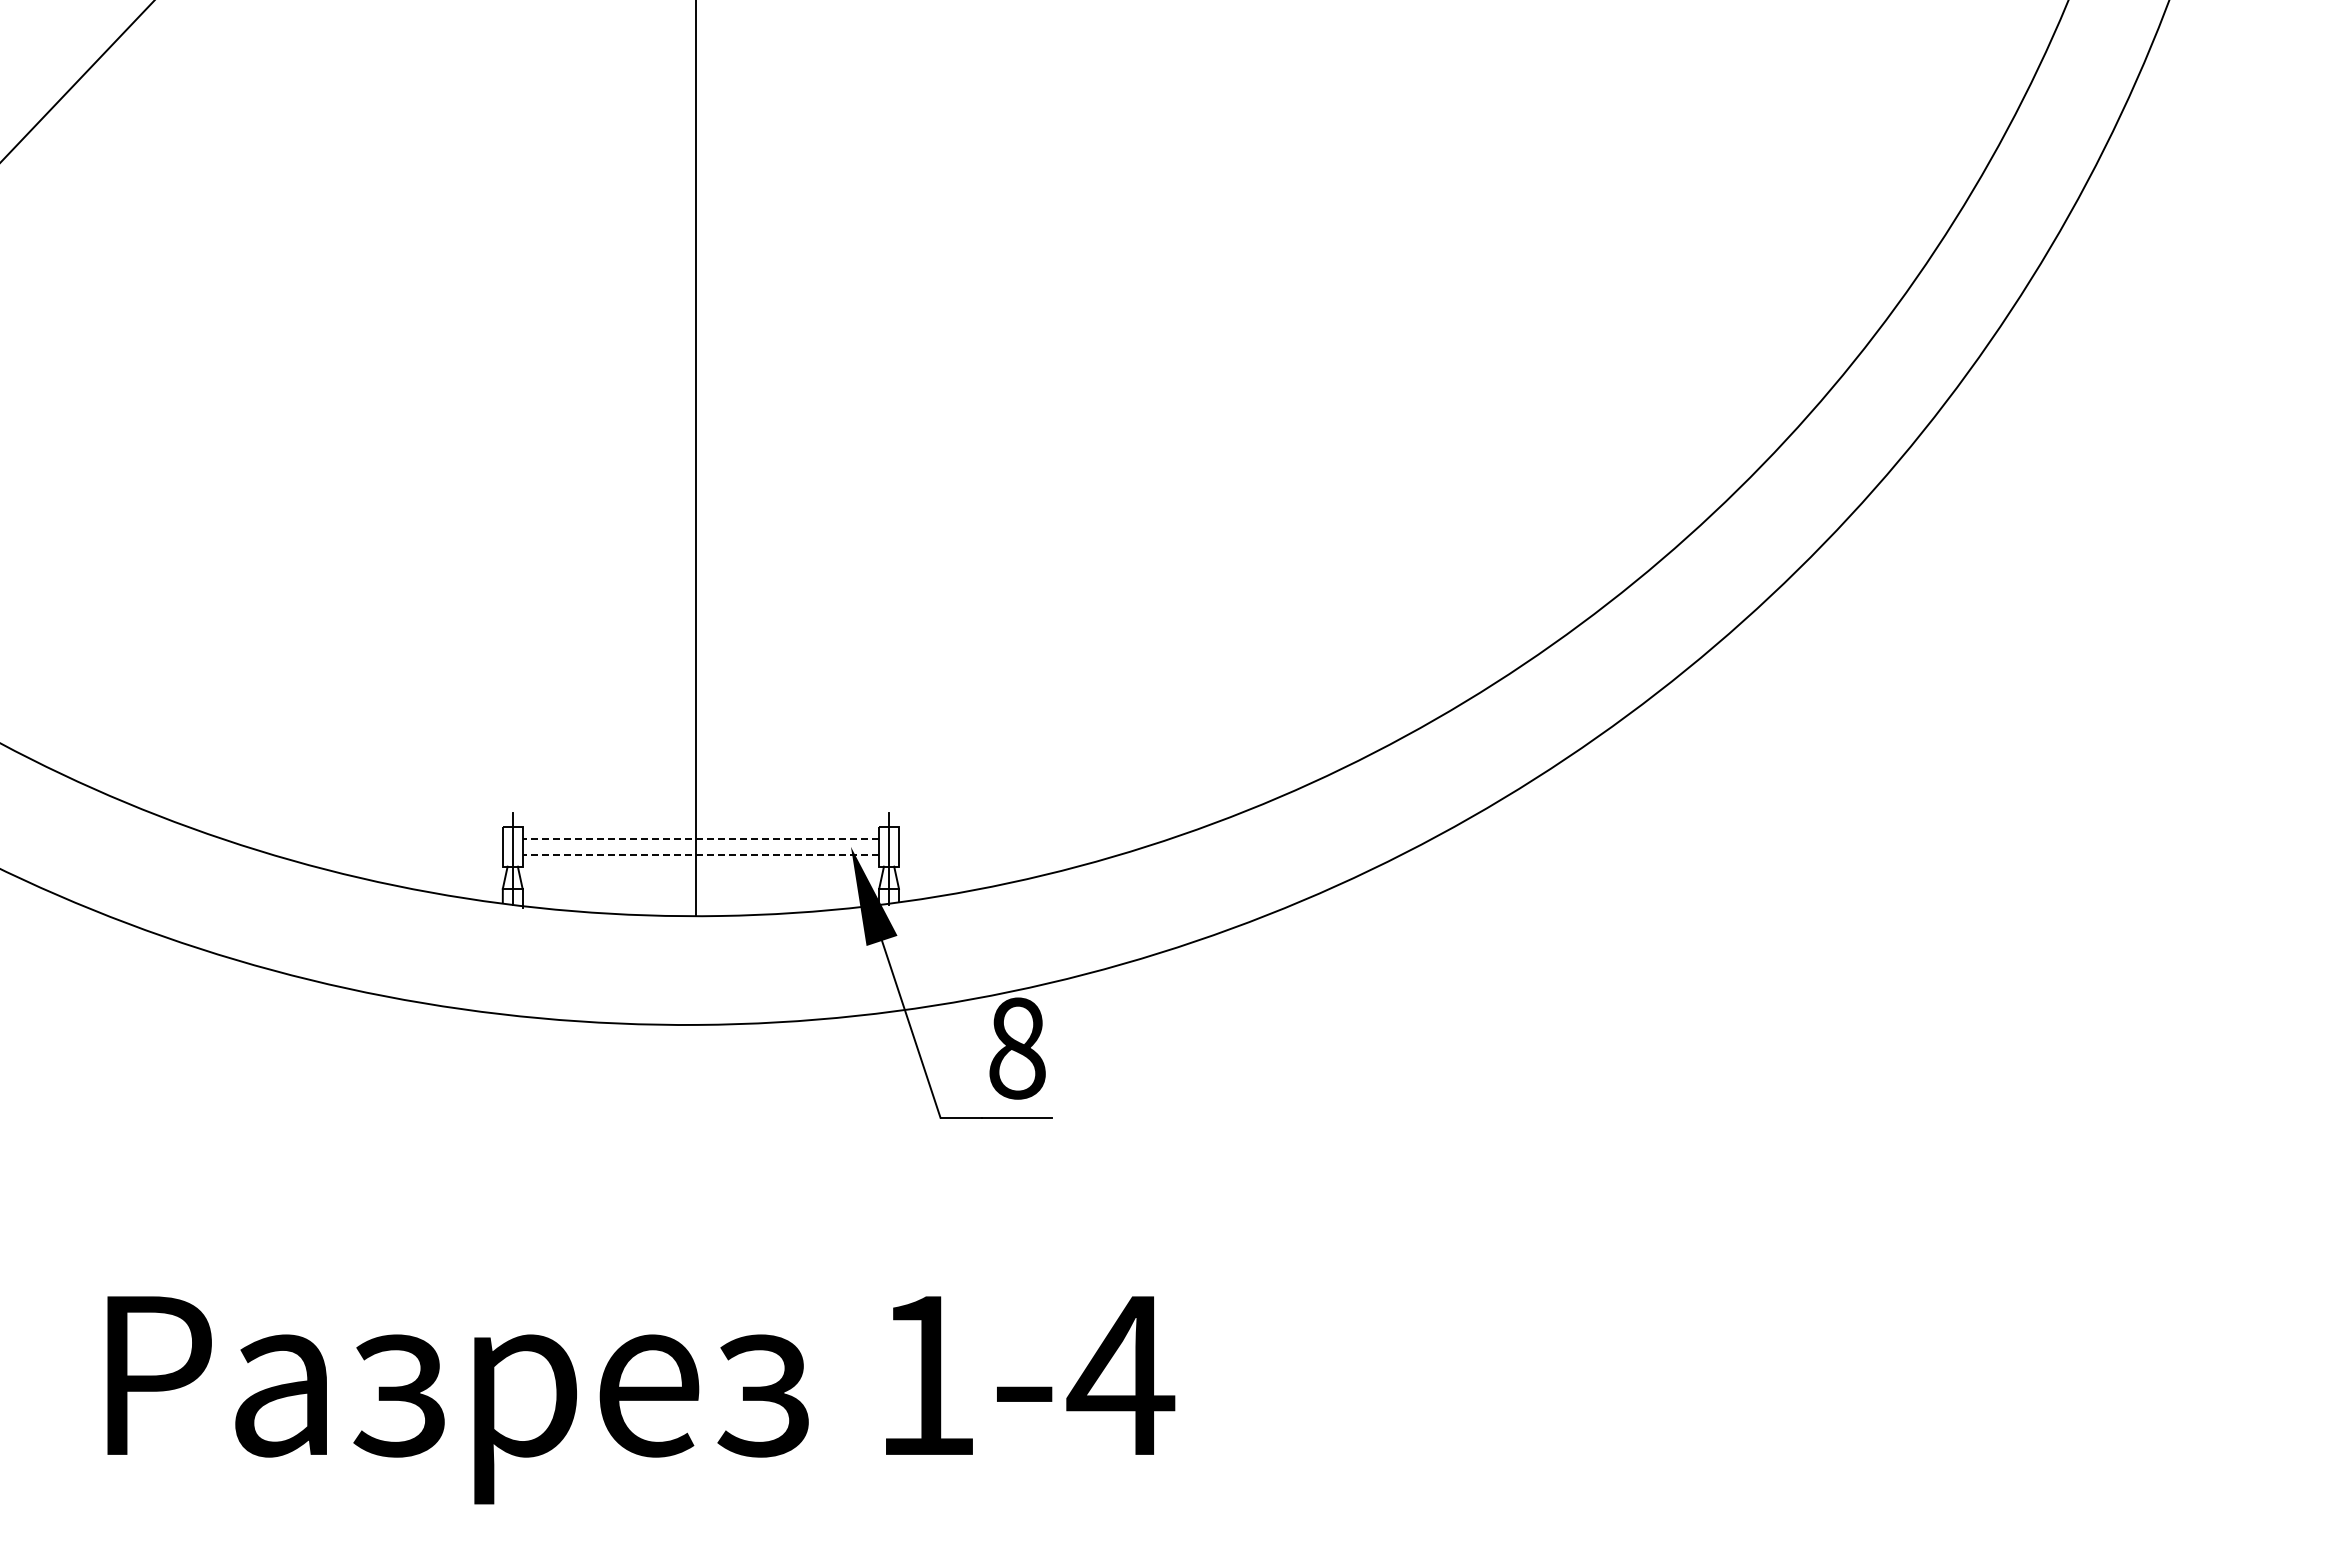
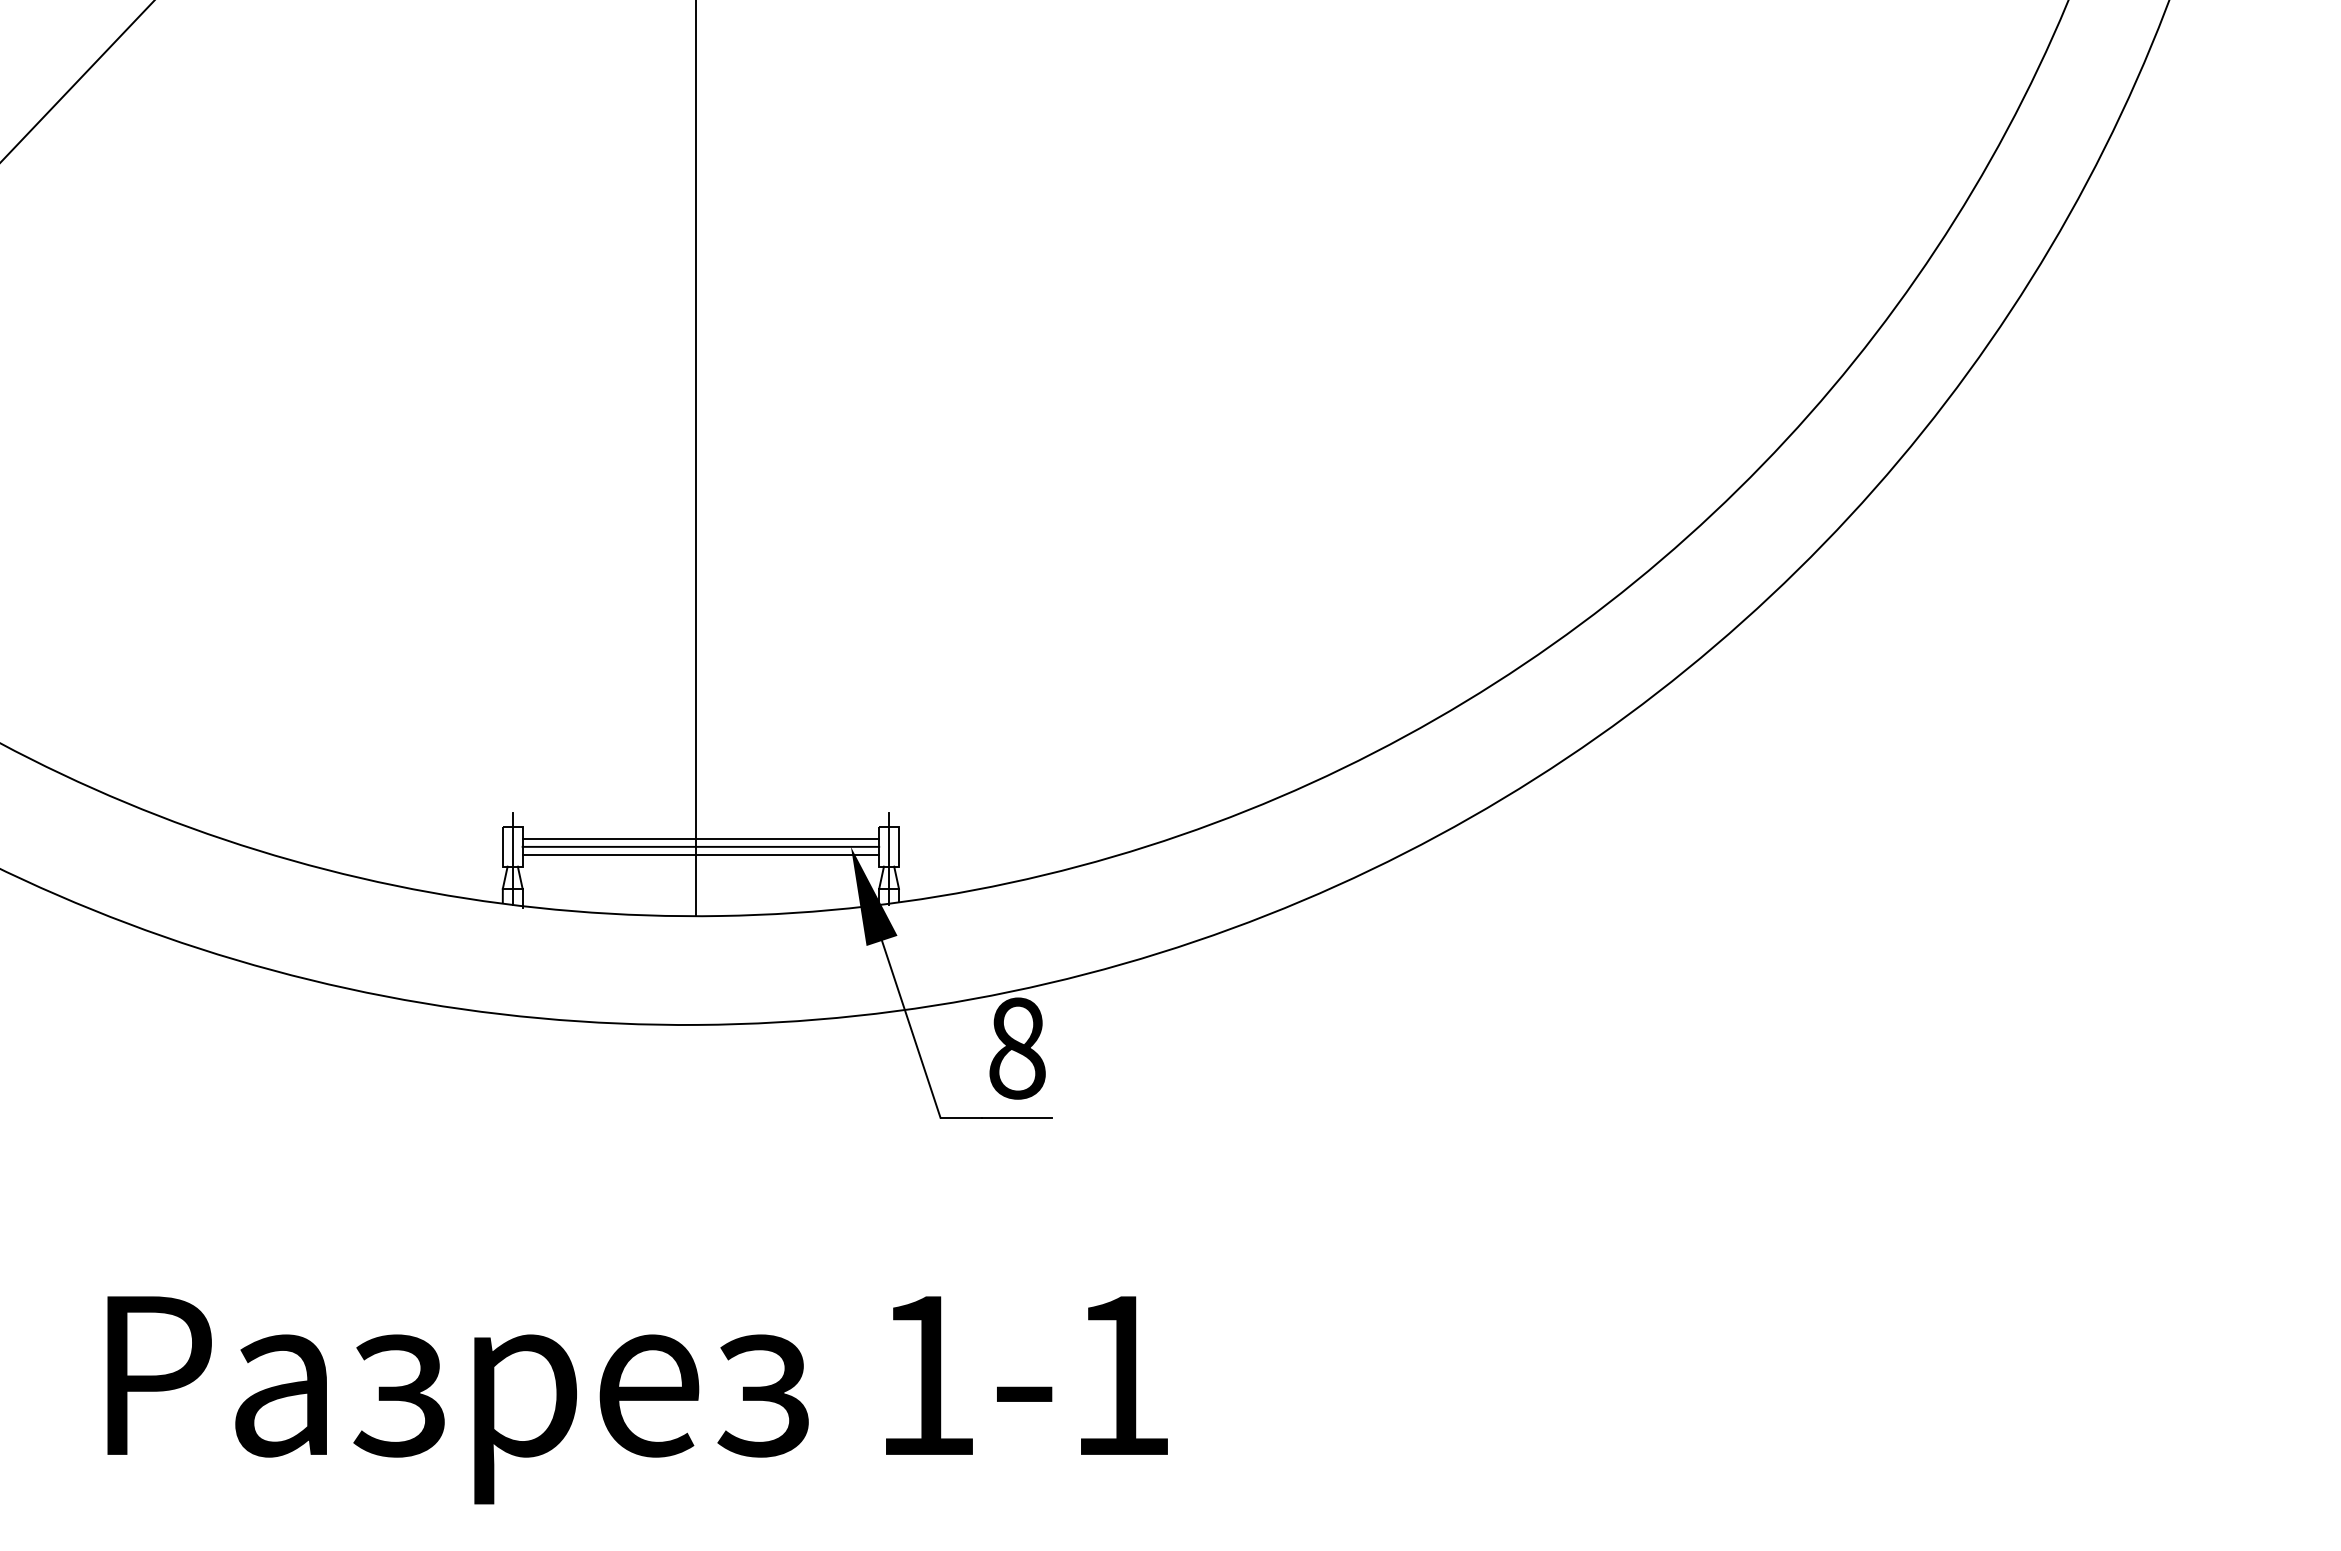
line: dashed -> solid (700, 838)
line: none -> present (700, 846)
line: dashed -> solid (700, 854)
text: 1-4 -> 1-1 (1120, 1375)
